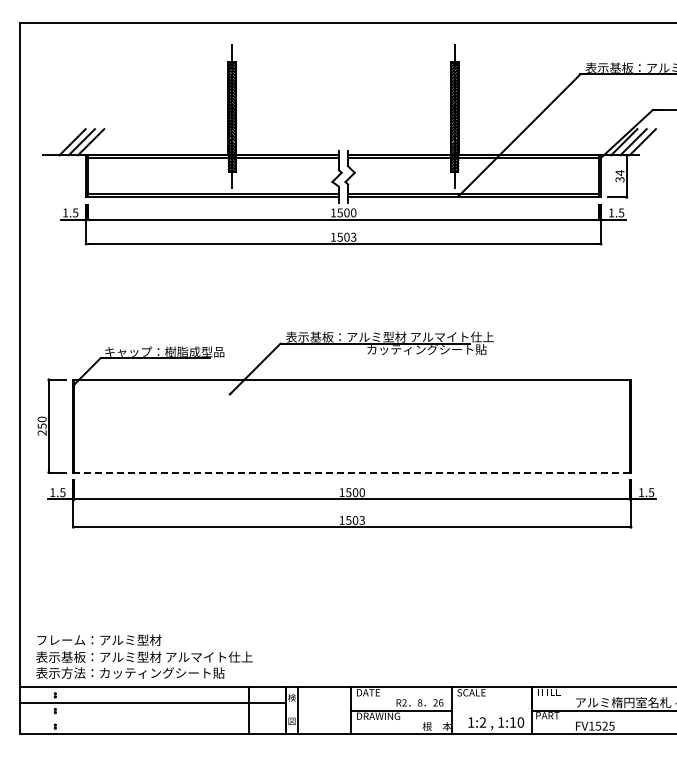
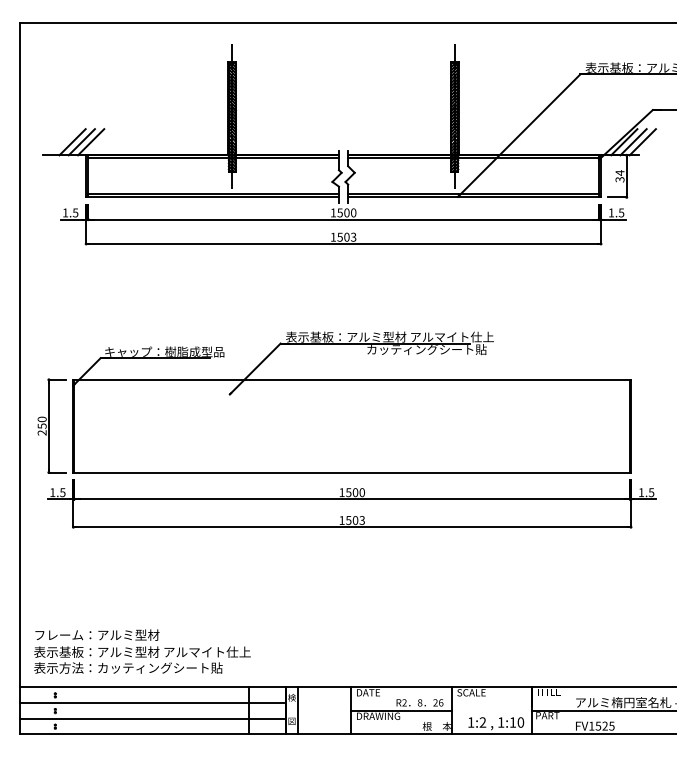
line: dashed -> solid (351, 472)
text position: (144, 656) -> (142, 651) (142, 651)
line: none -> present (153, 718)
